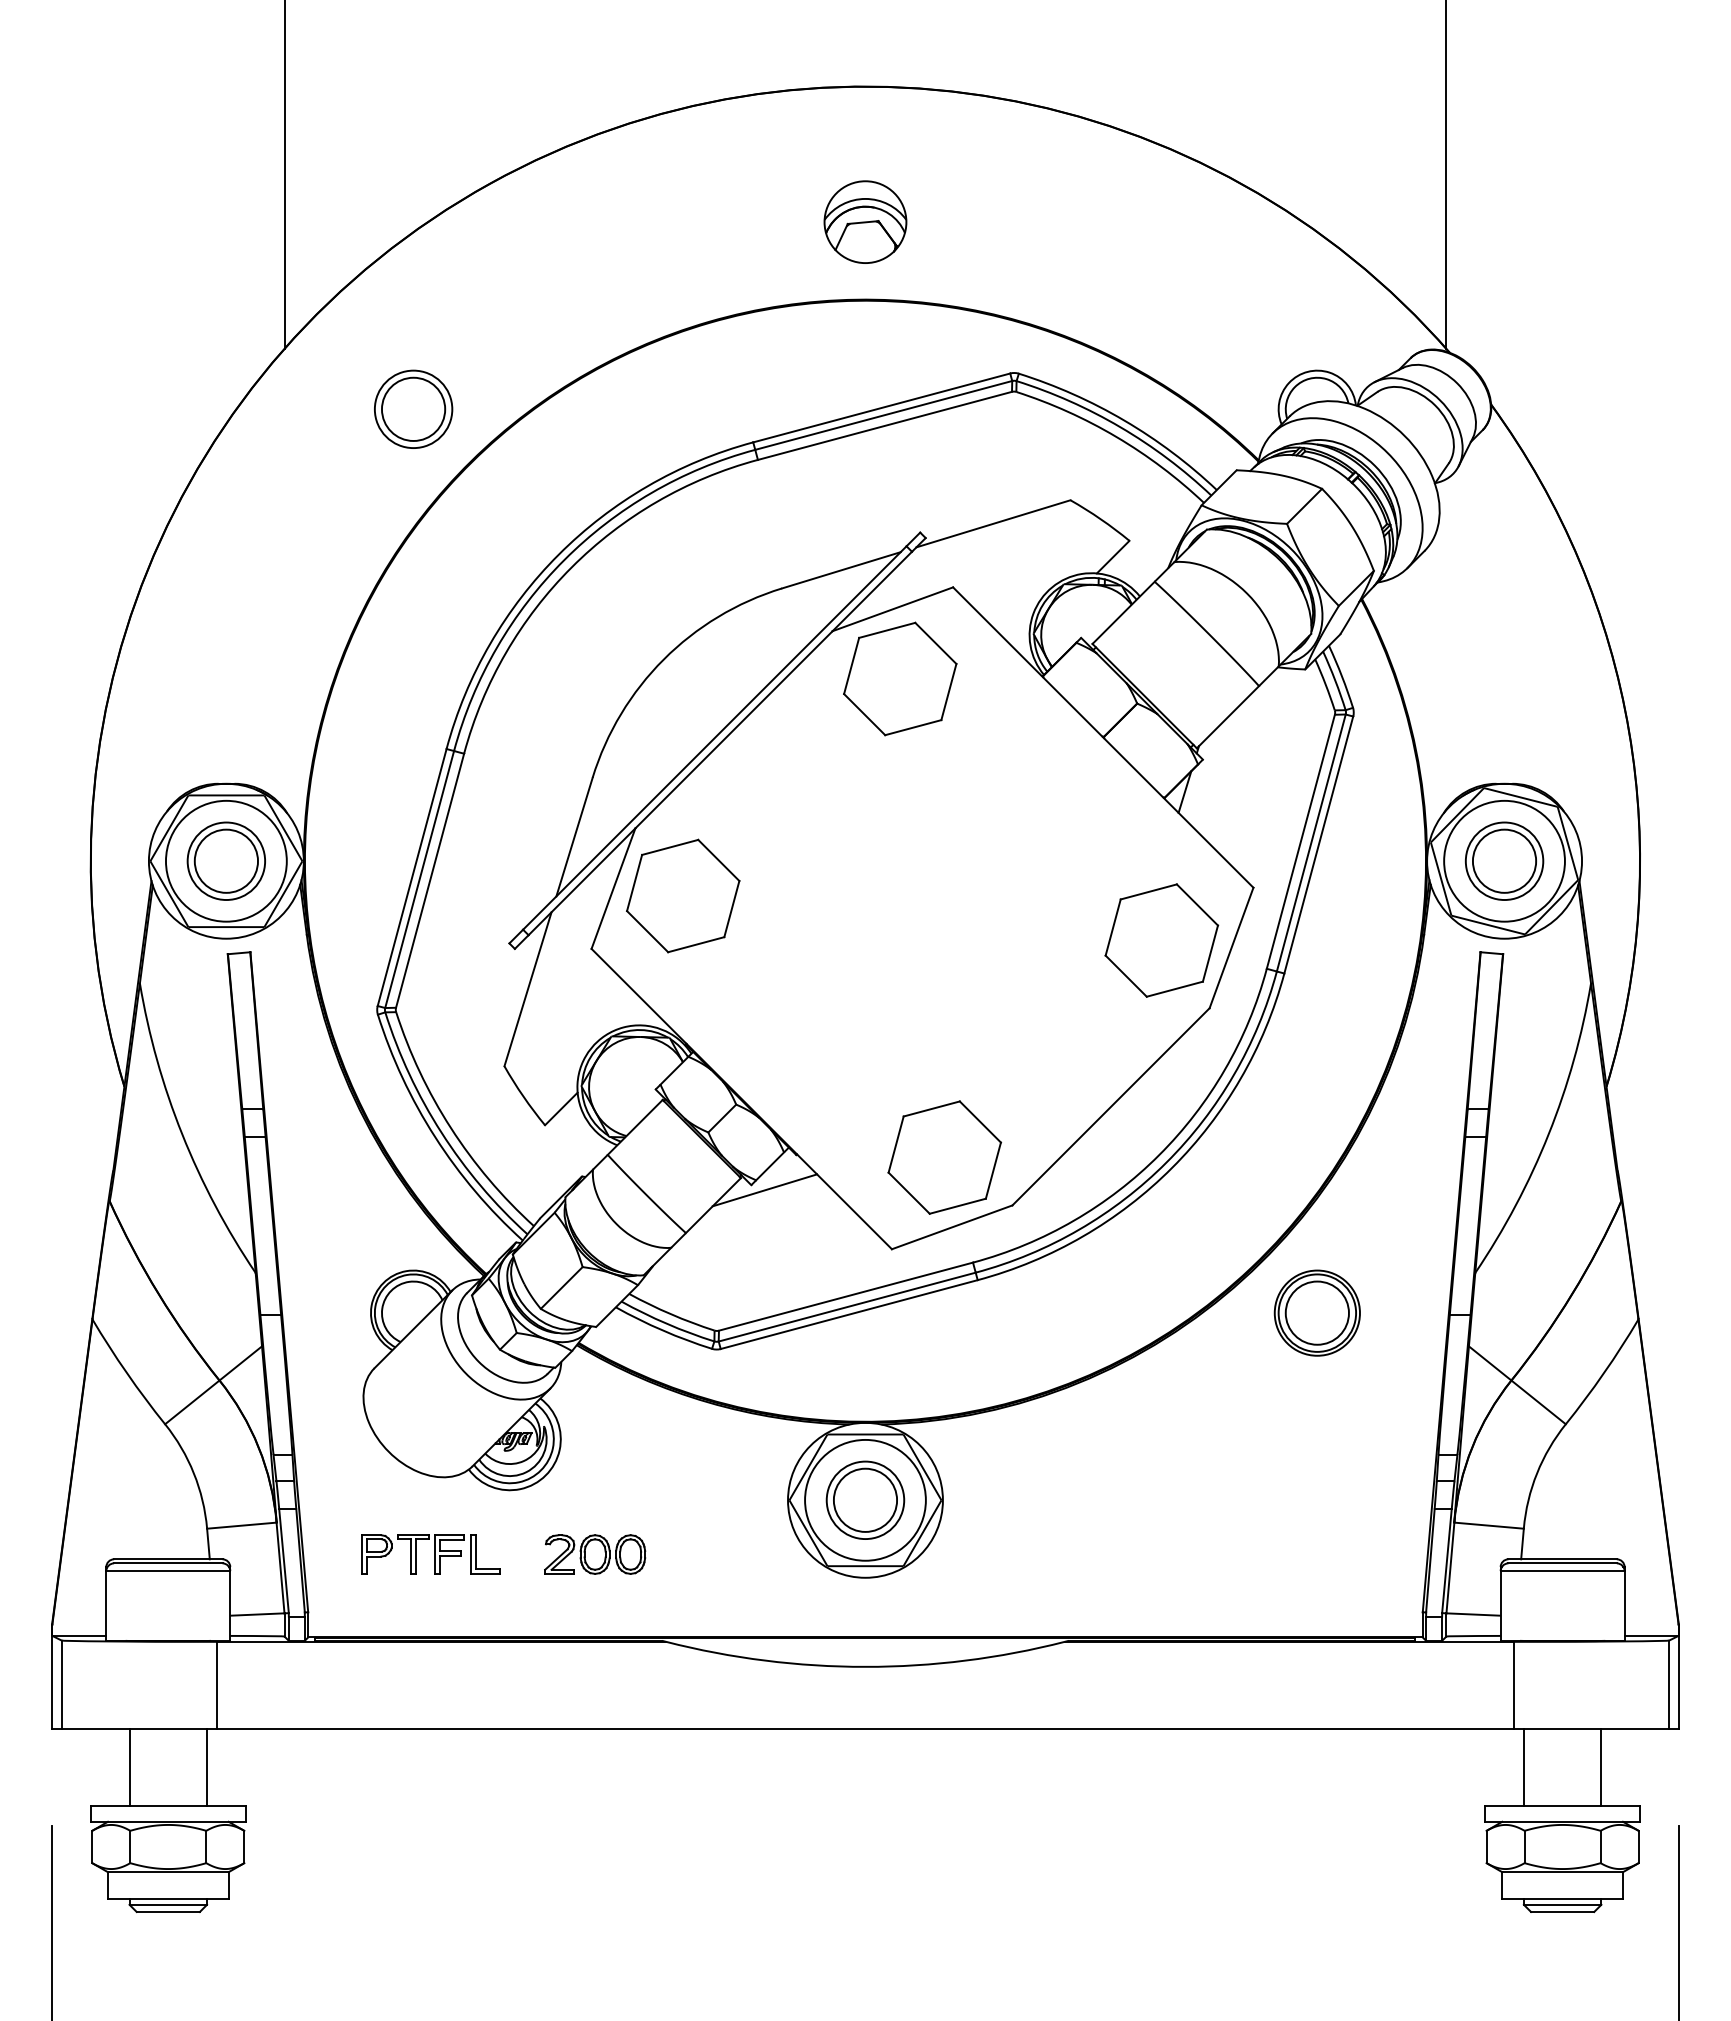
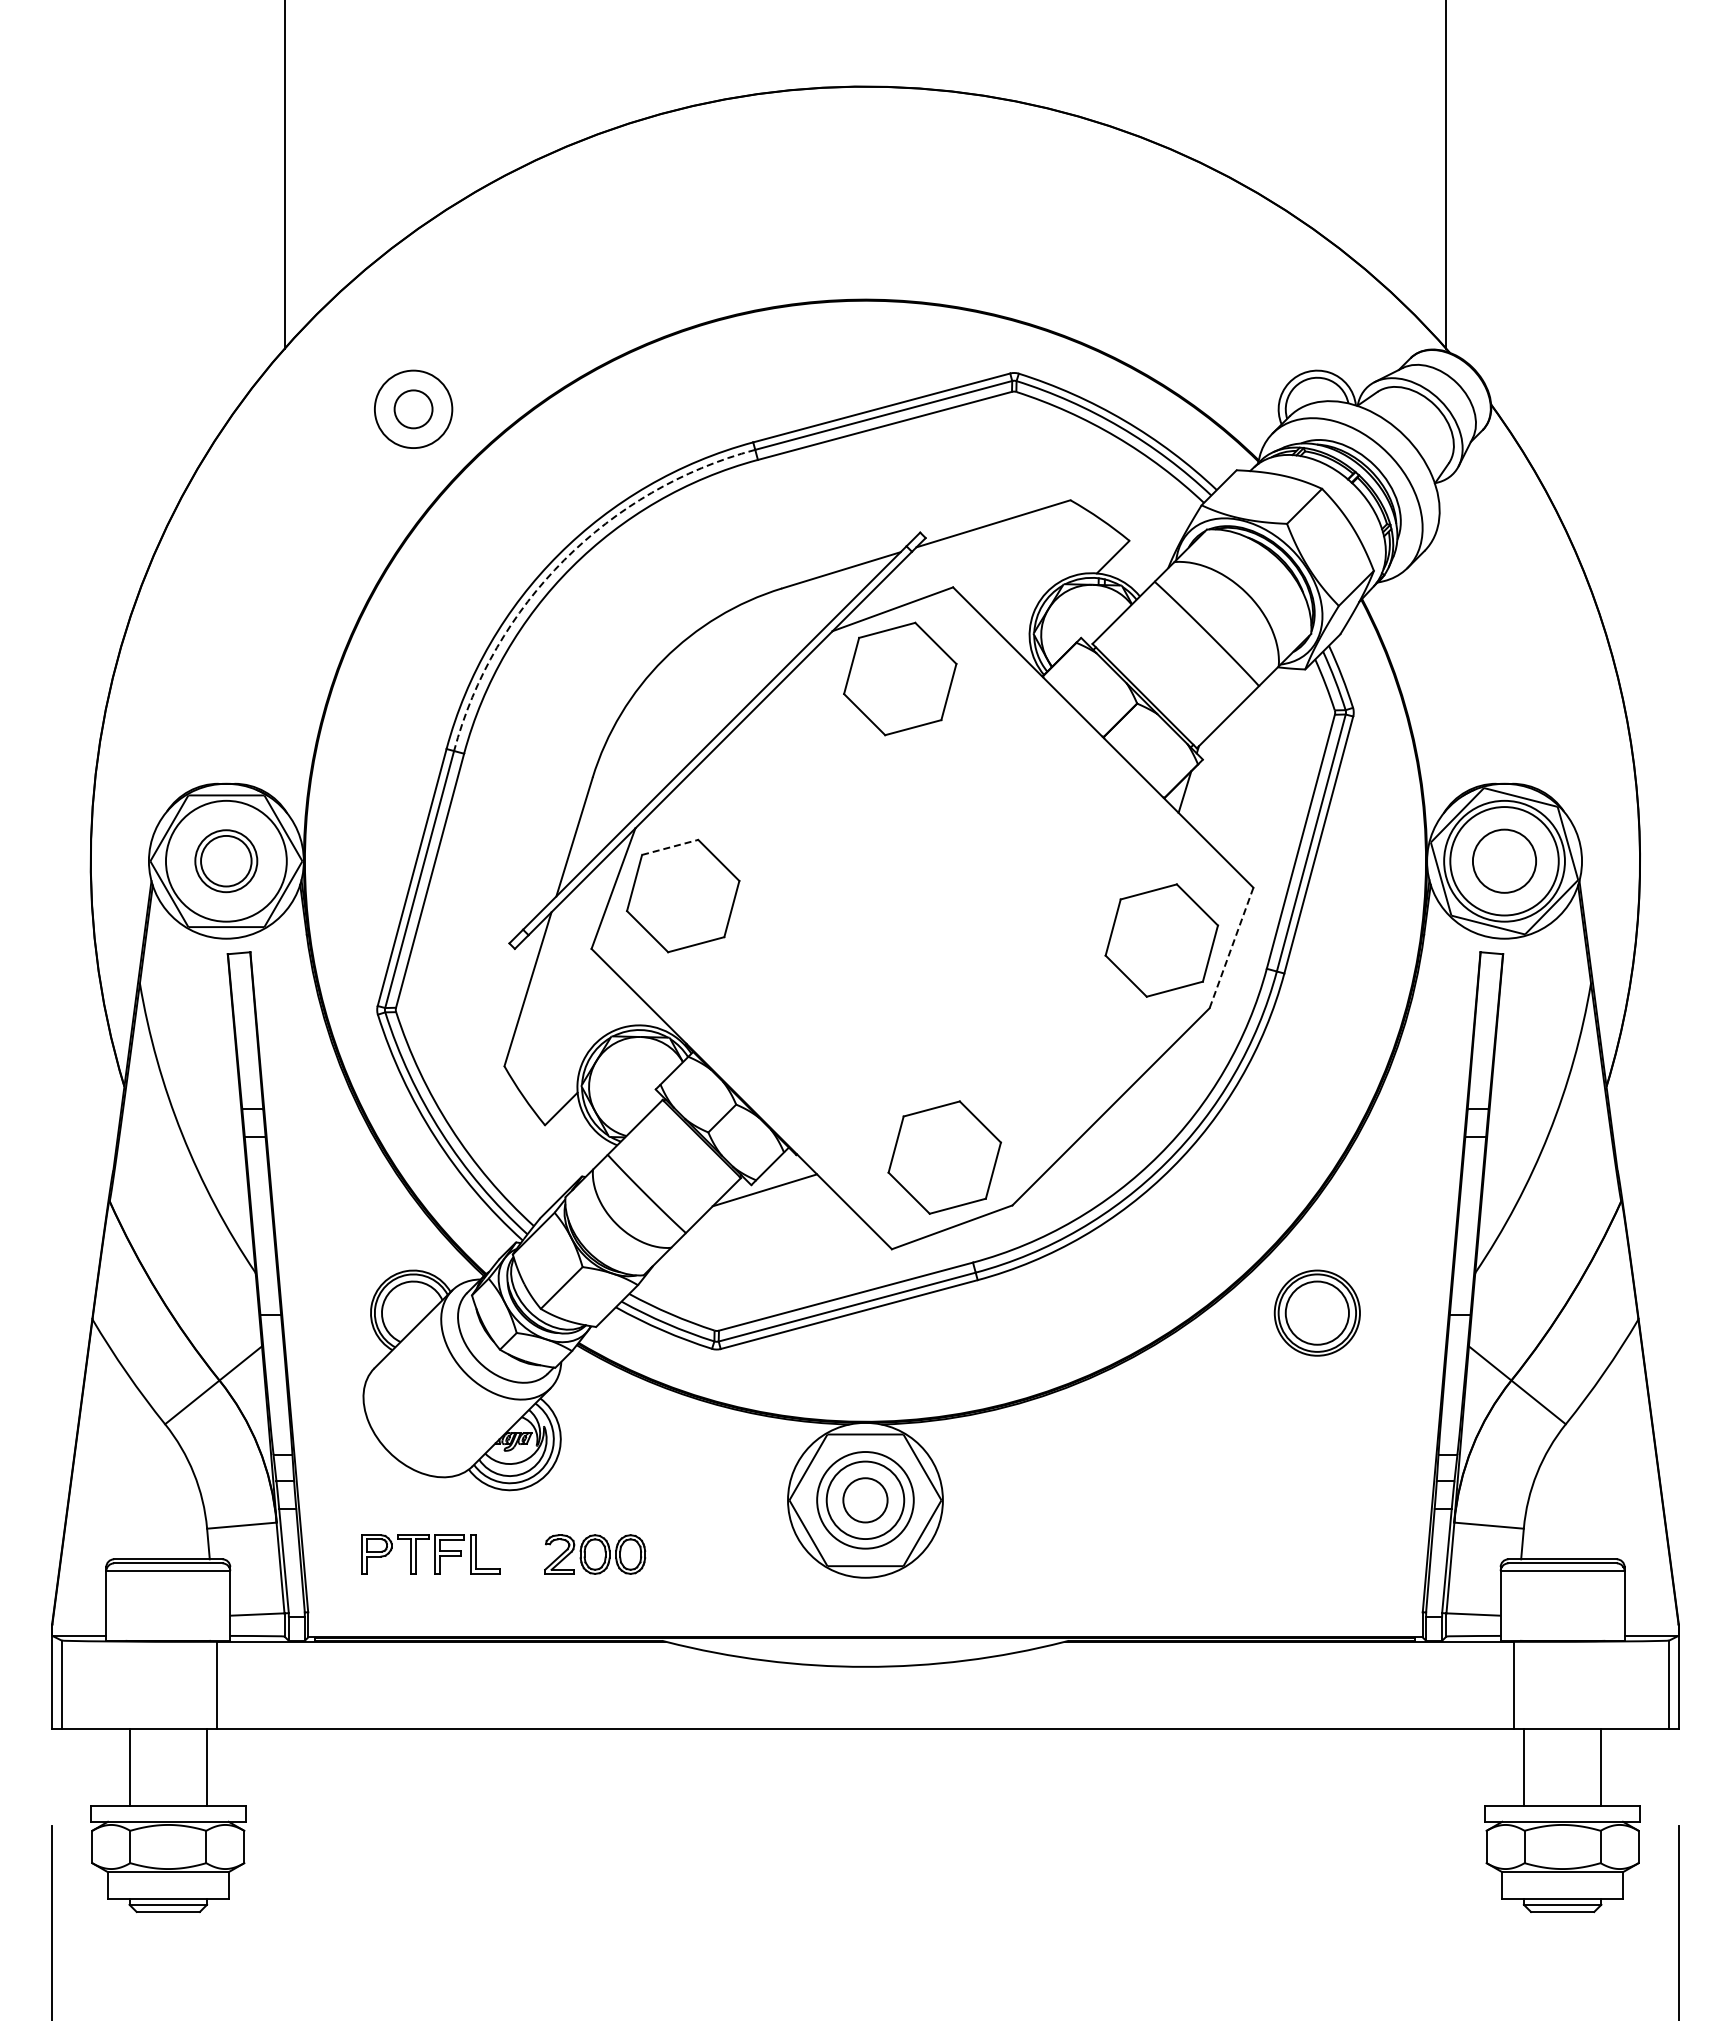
part: present -> none (865, 221)
circle diameter: 63 px -> 38 px (413, 409)
arc: solid -> dashed (564, 560)
line: solid -> dashed (670, 847)
part size: 80x80 px -> 65x65 px (226, 861)
circle diameter: 77 px -> 108 px (1504, 861)
line: solid -> dashed (1231, 948)
circle diameter: 121 px -> 97 px (865, 1500)
circle diameter: 63 px -> 44 px (865, 1500)
